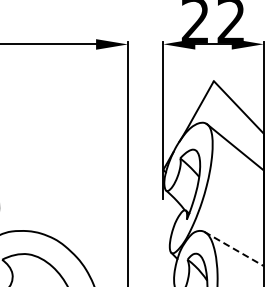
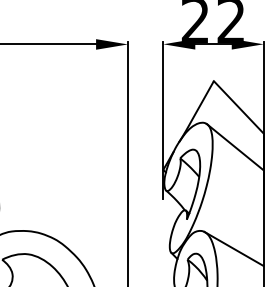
line: dashed -> solid (234, 249)
